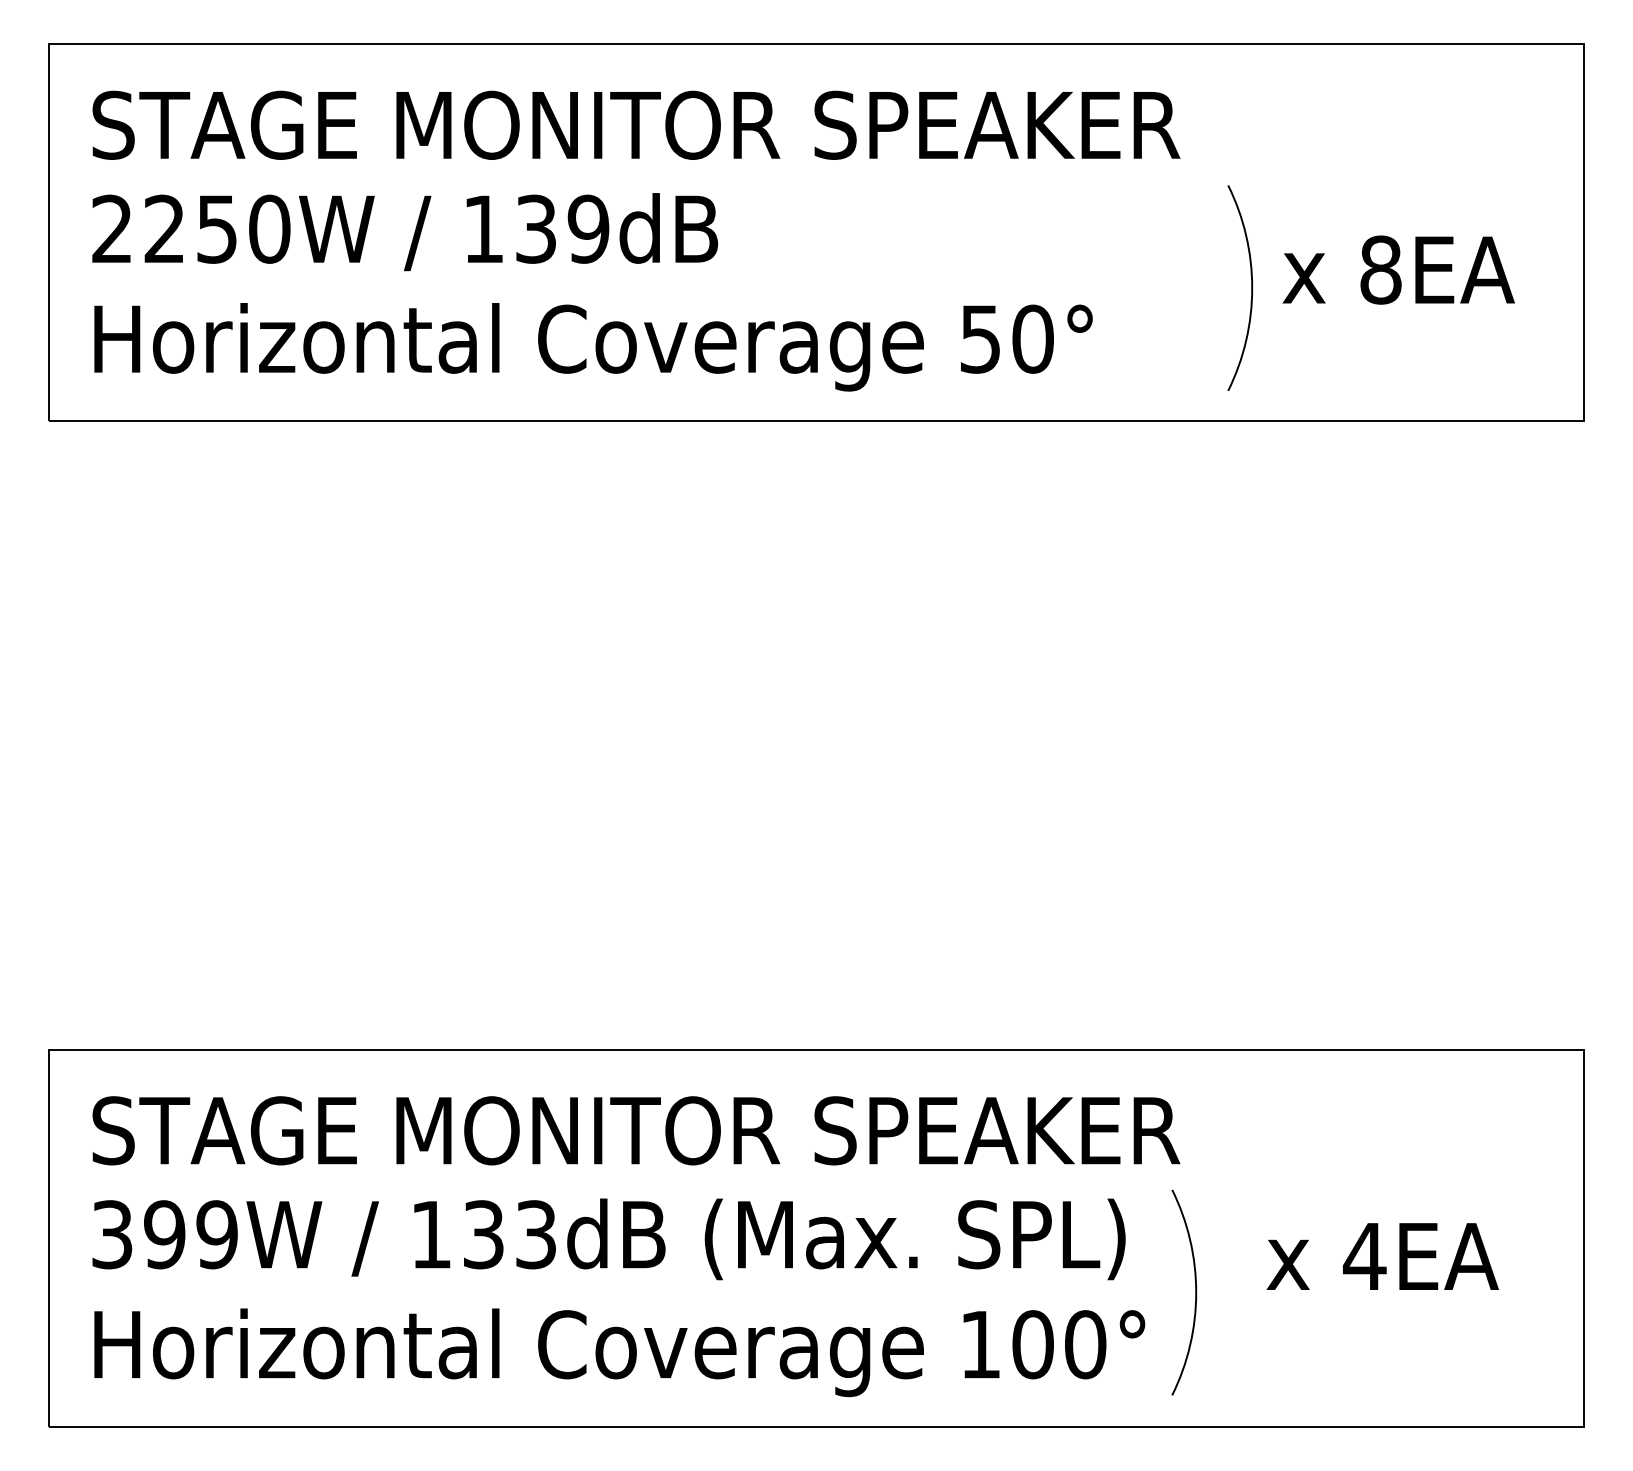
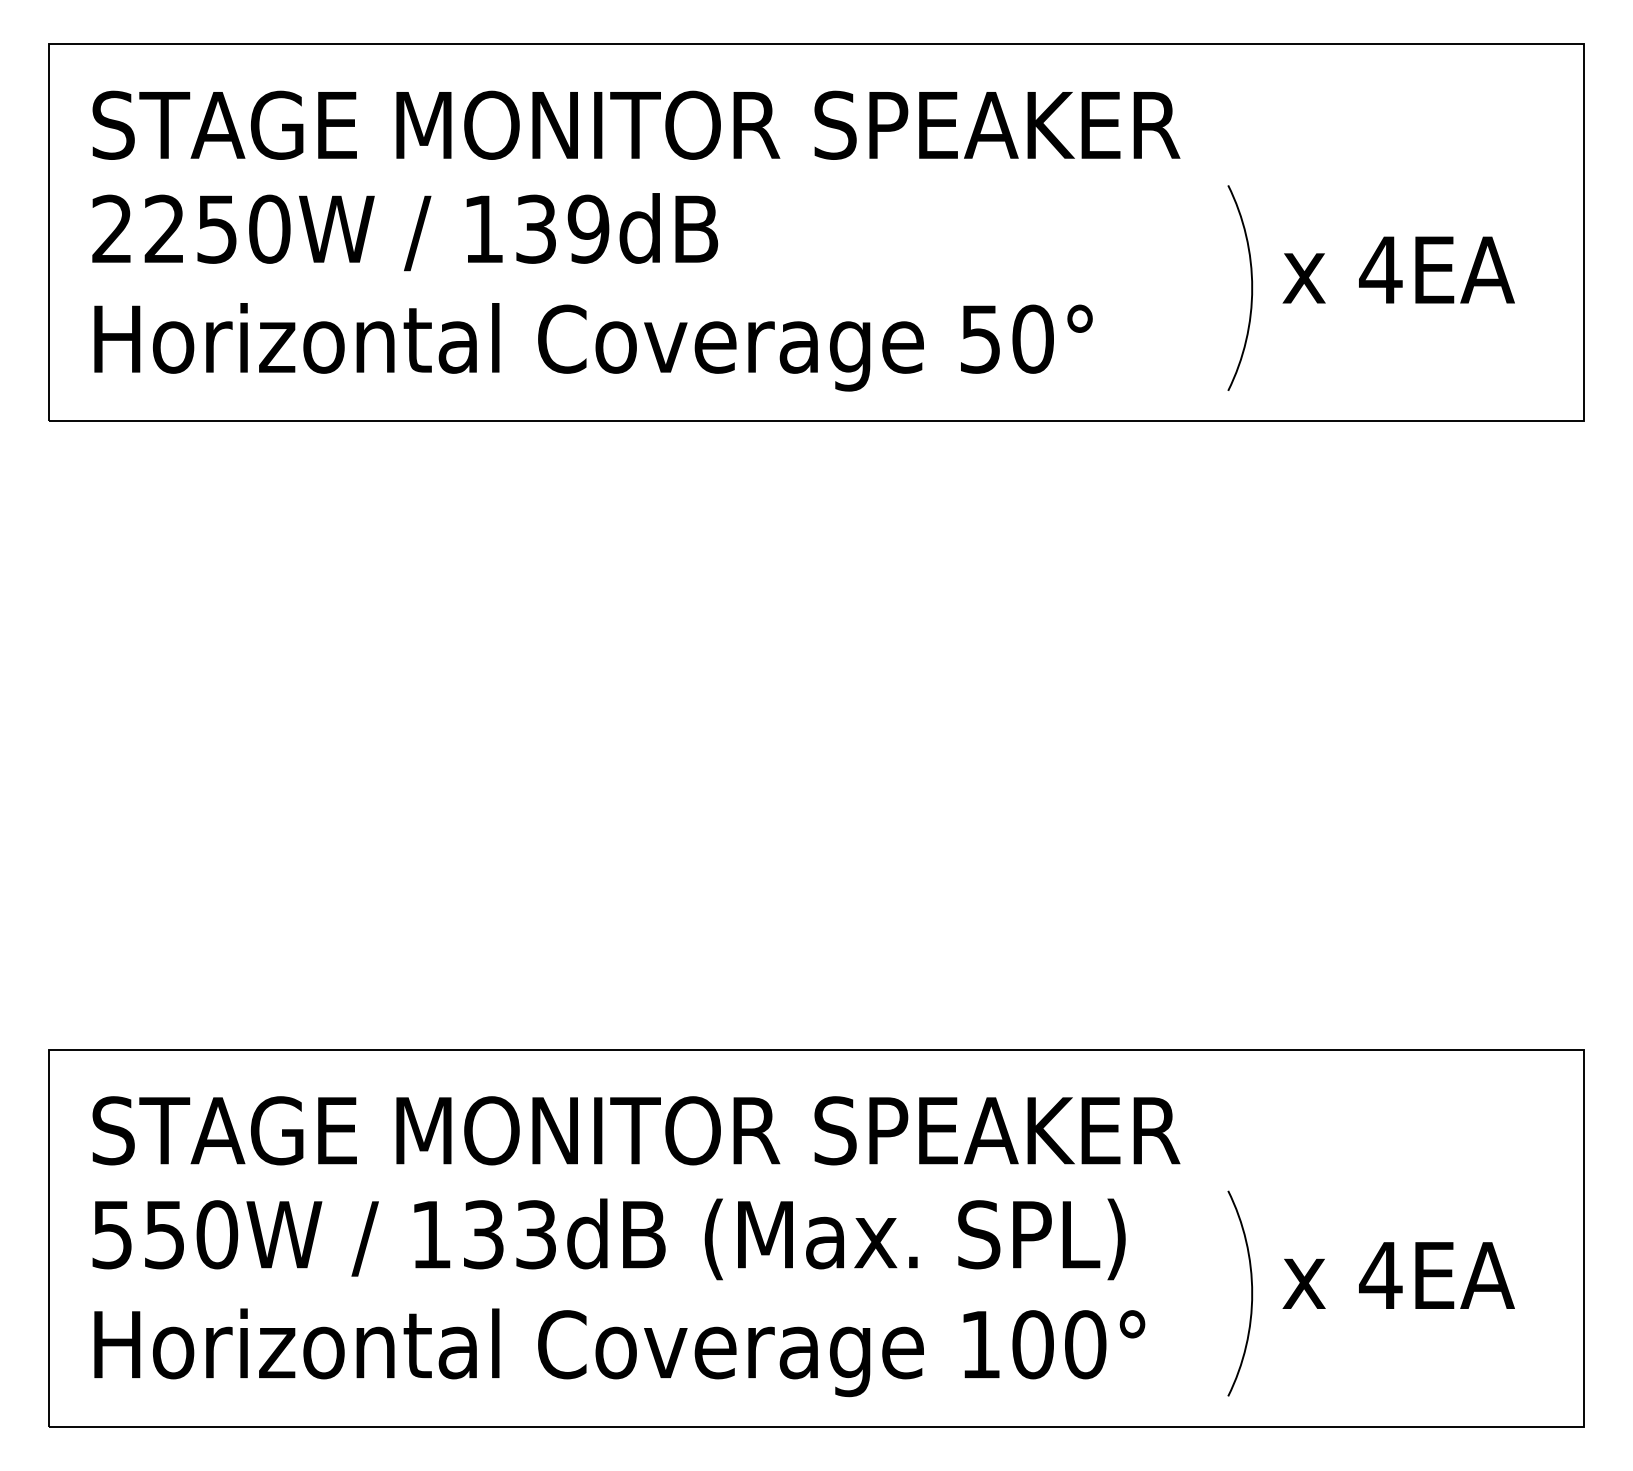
text: 8EA -> 4EA (1380, 269)
text: 399W -> 550W (165, 1234)
text position: (1382, 1256) -> (1398, 1275) (1398, 1275)
arc position: (1195, 1292) -> (1251, 1293) (1251, 1293)
